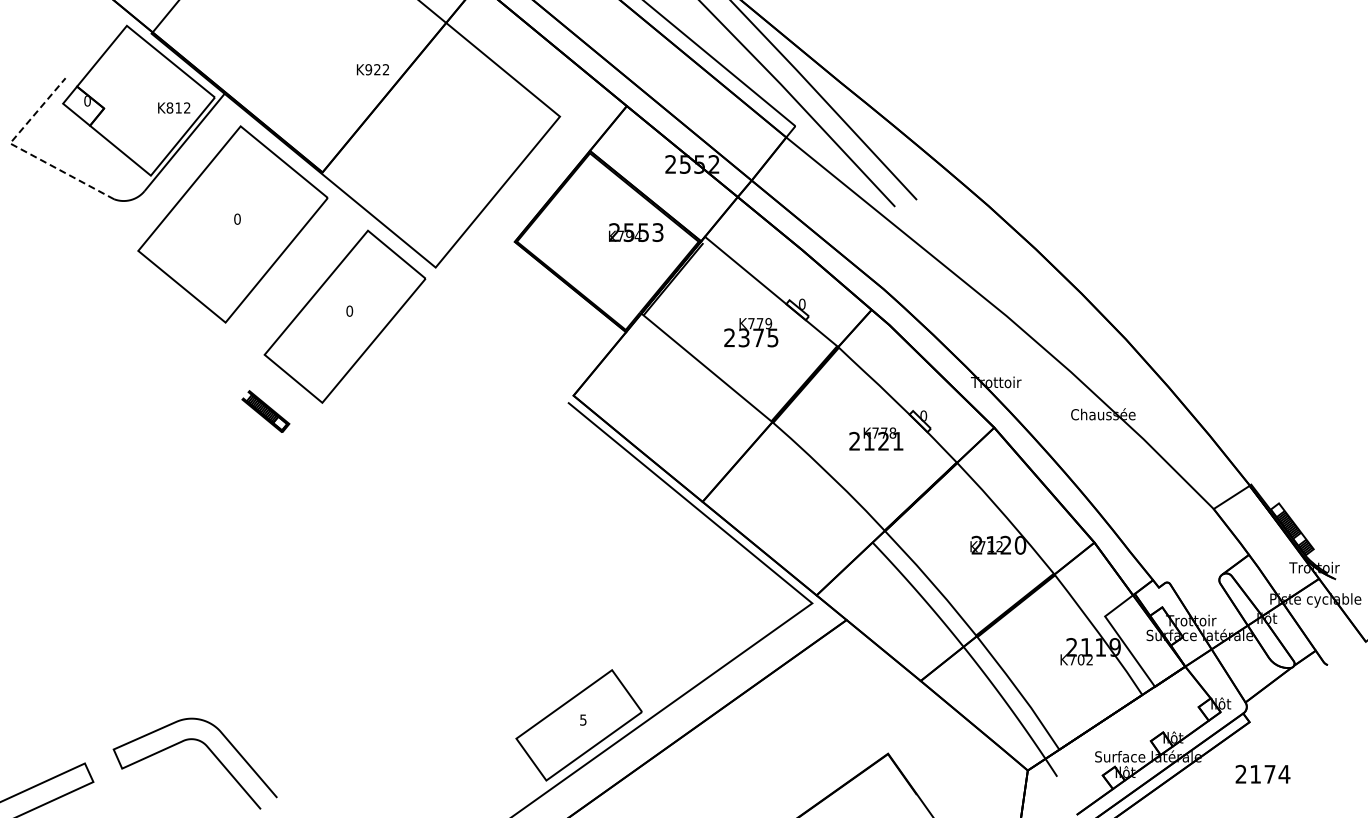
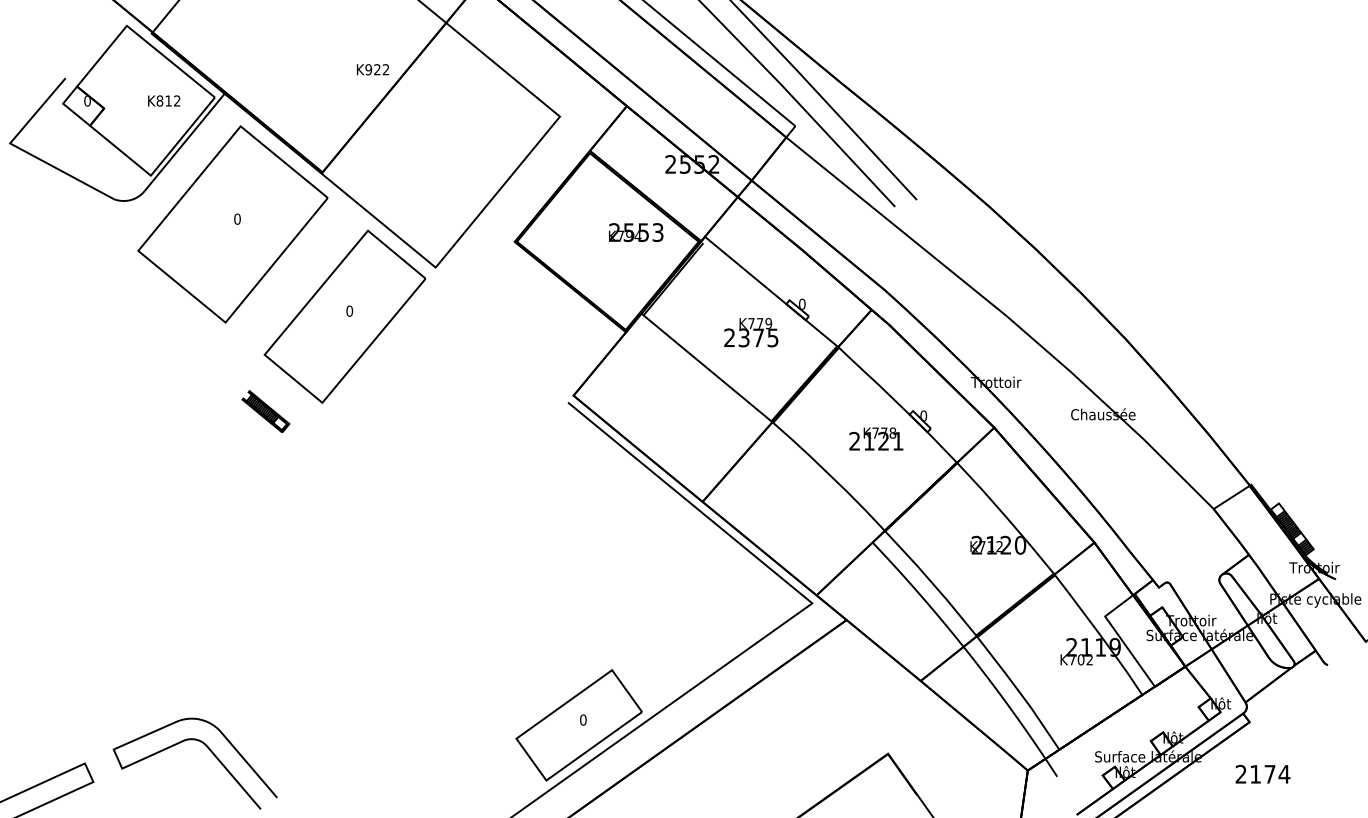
text position: (174, 107) -> (164, 100) (164, 100)
line: dashed -> solid (24, 150)
text: 5 -> 0 (583, 719)
